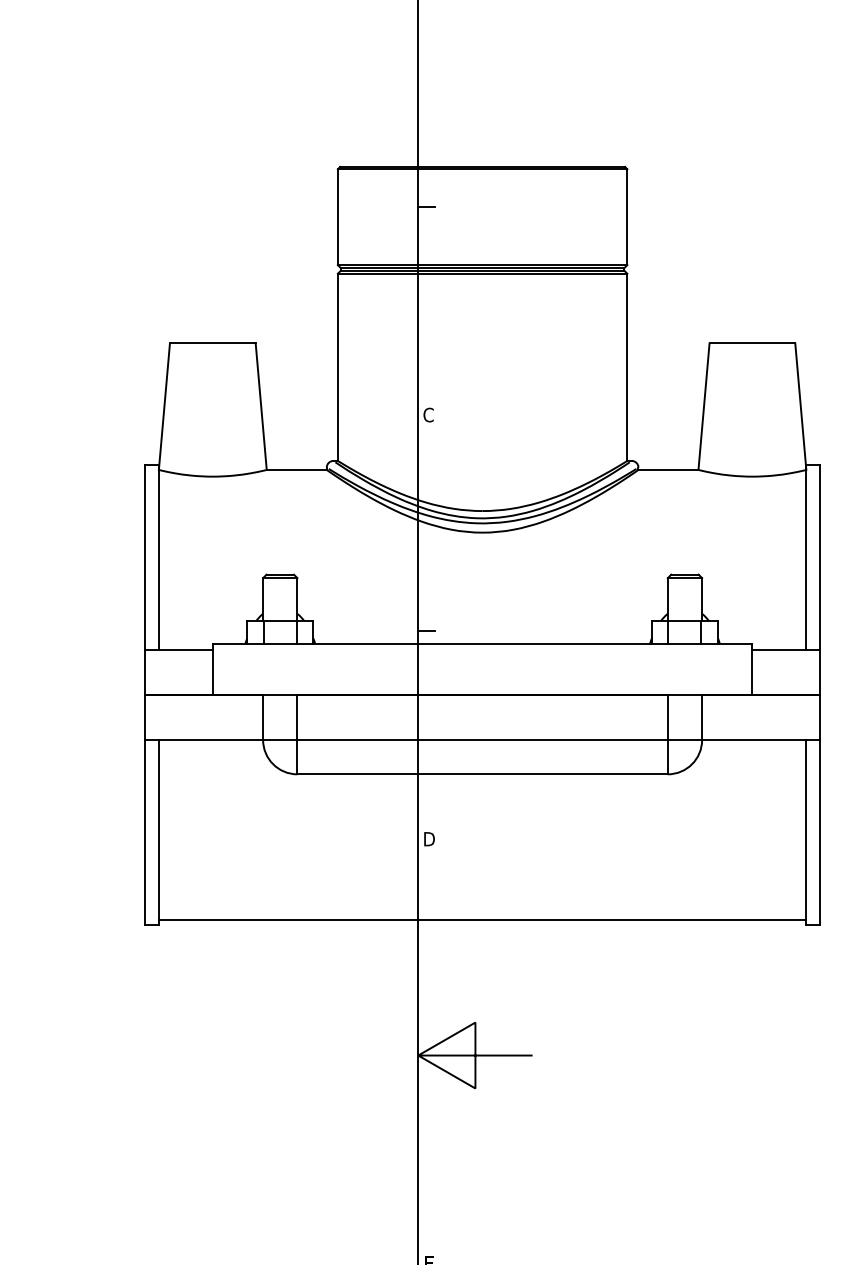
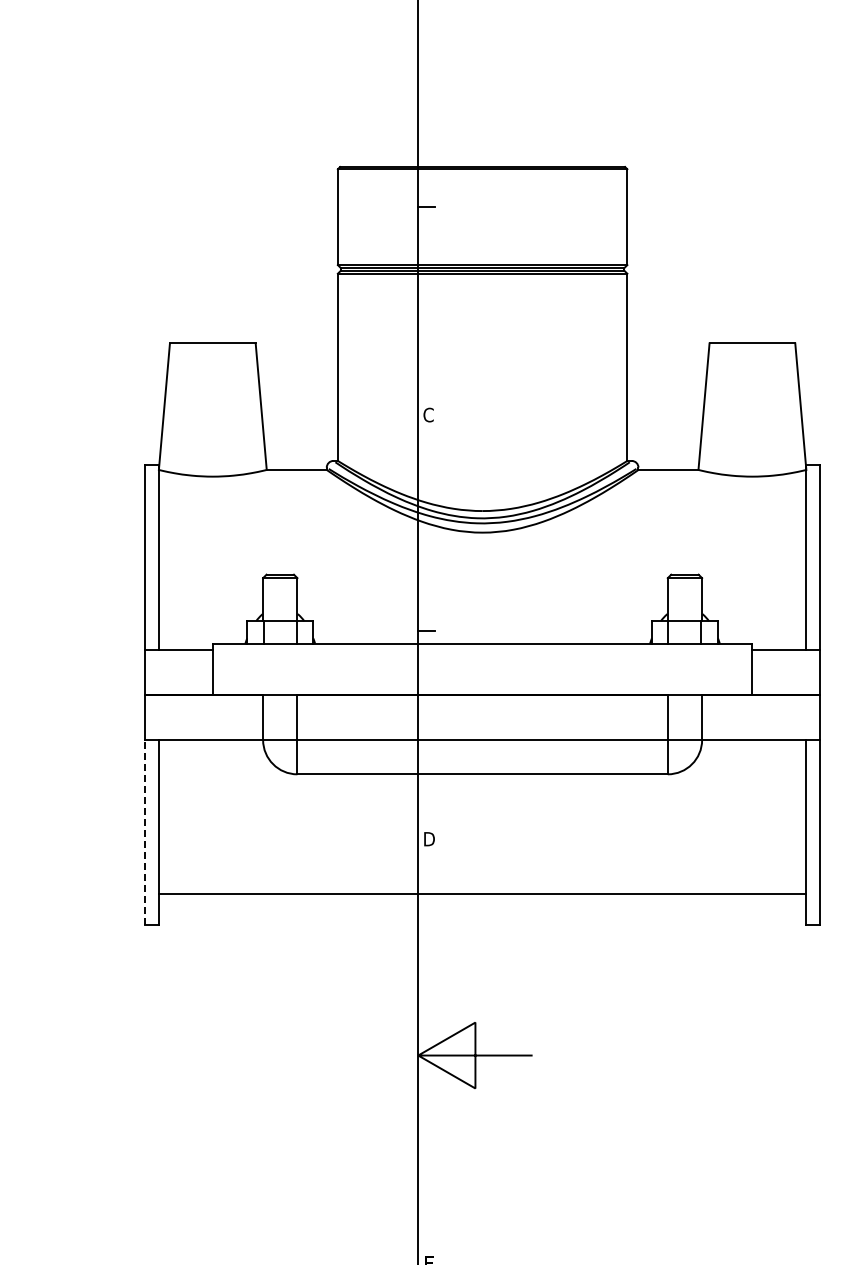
line: solid -> dashed (145, 831)
line position: (482, 920) -> (482, 894) (482, 894)
